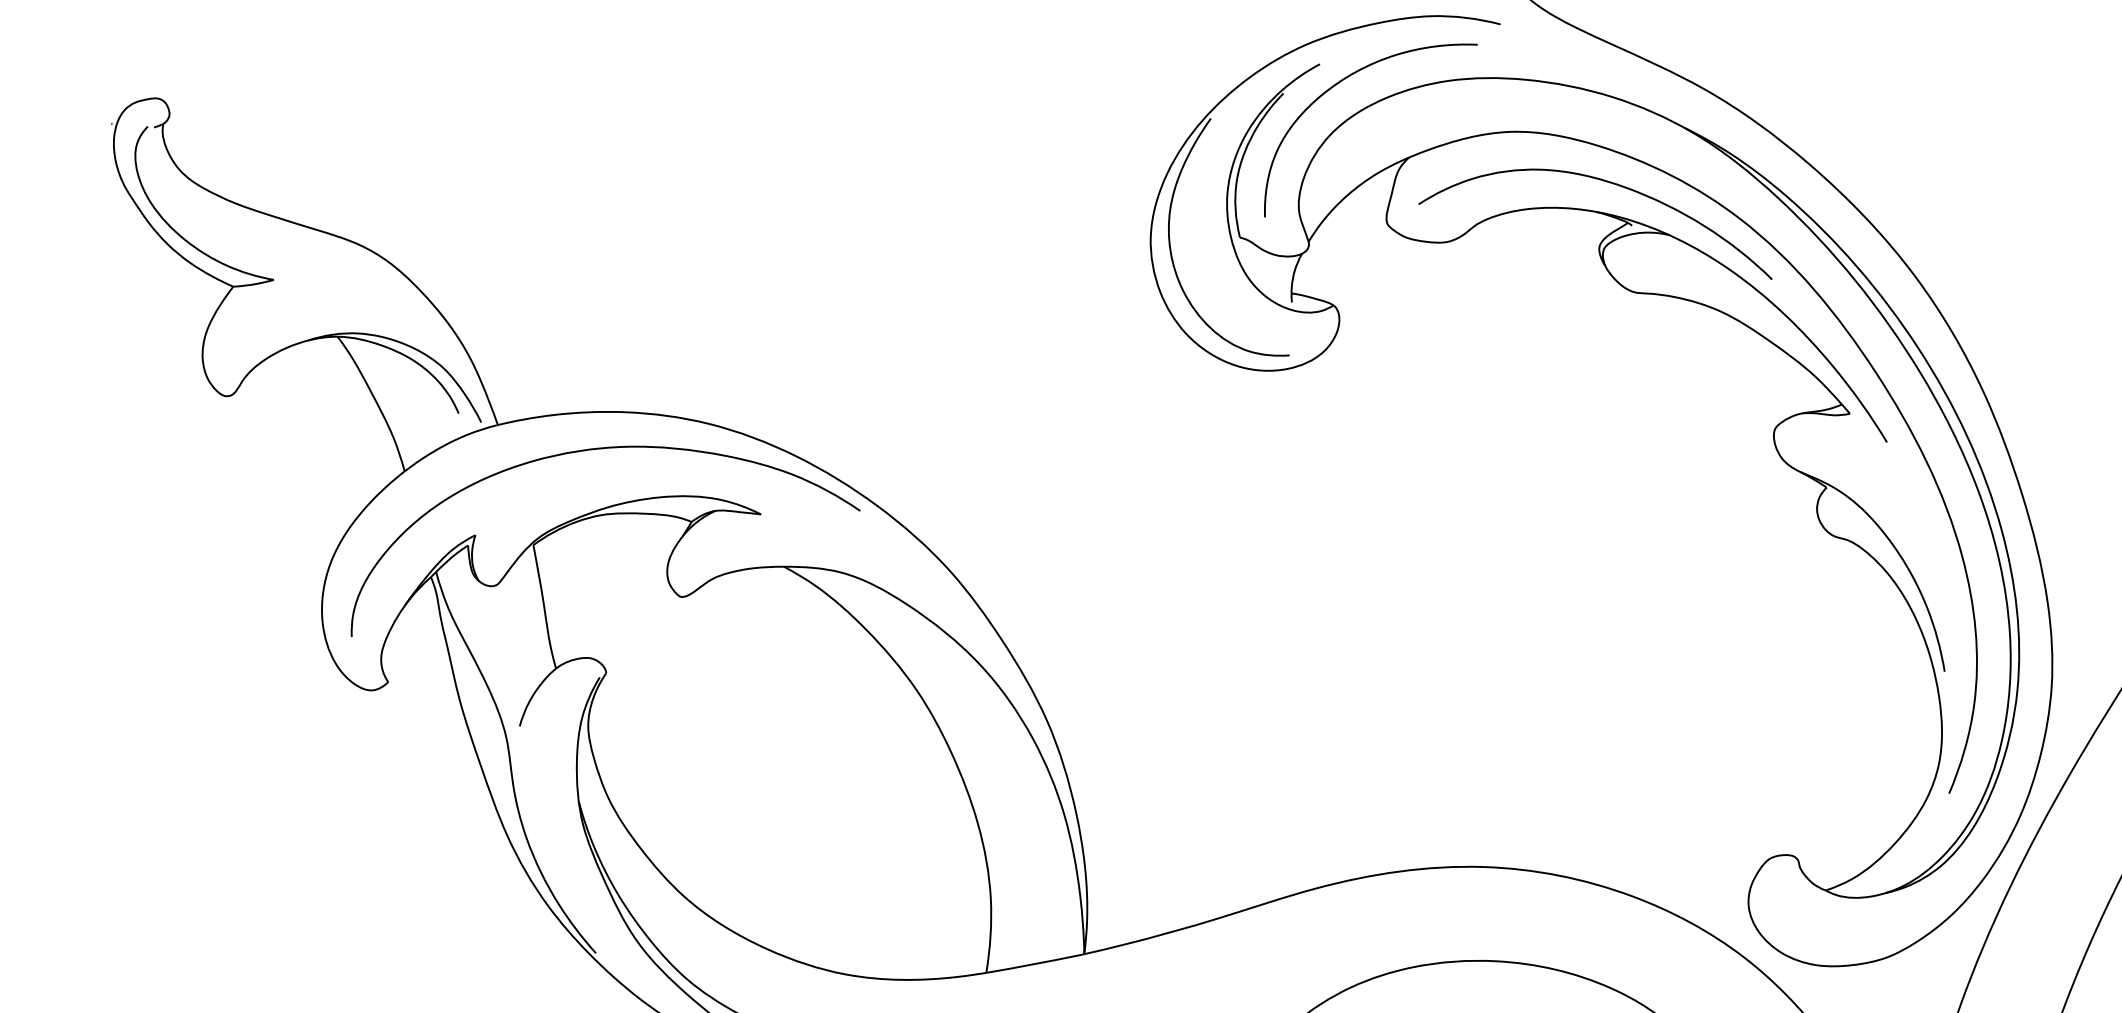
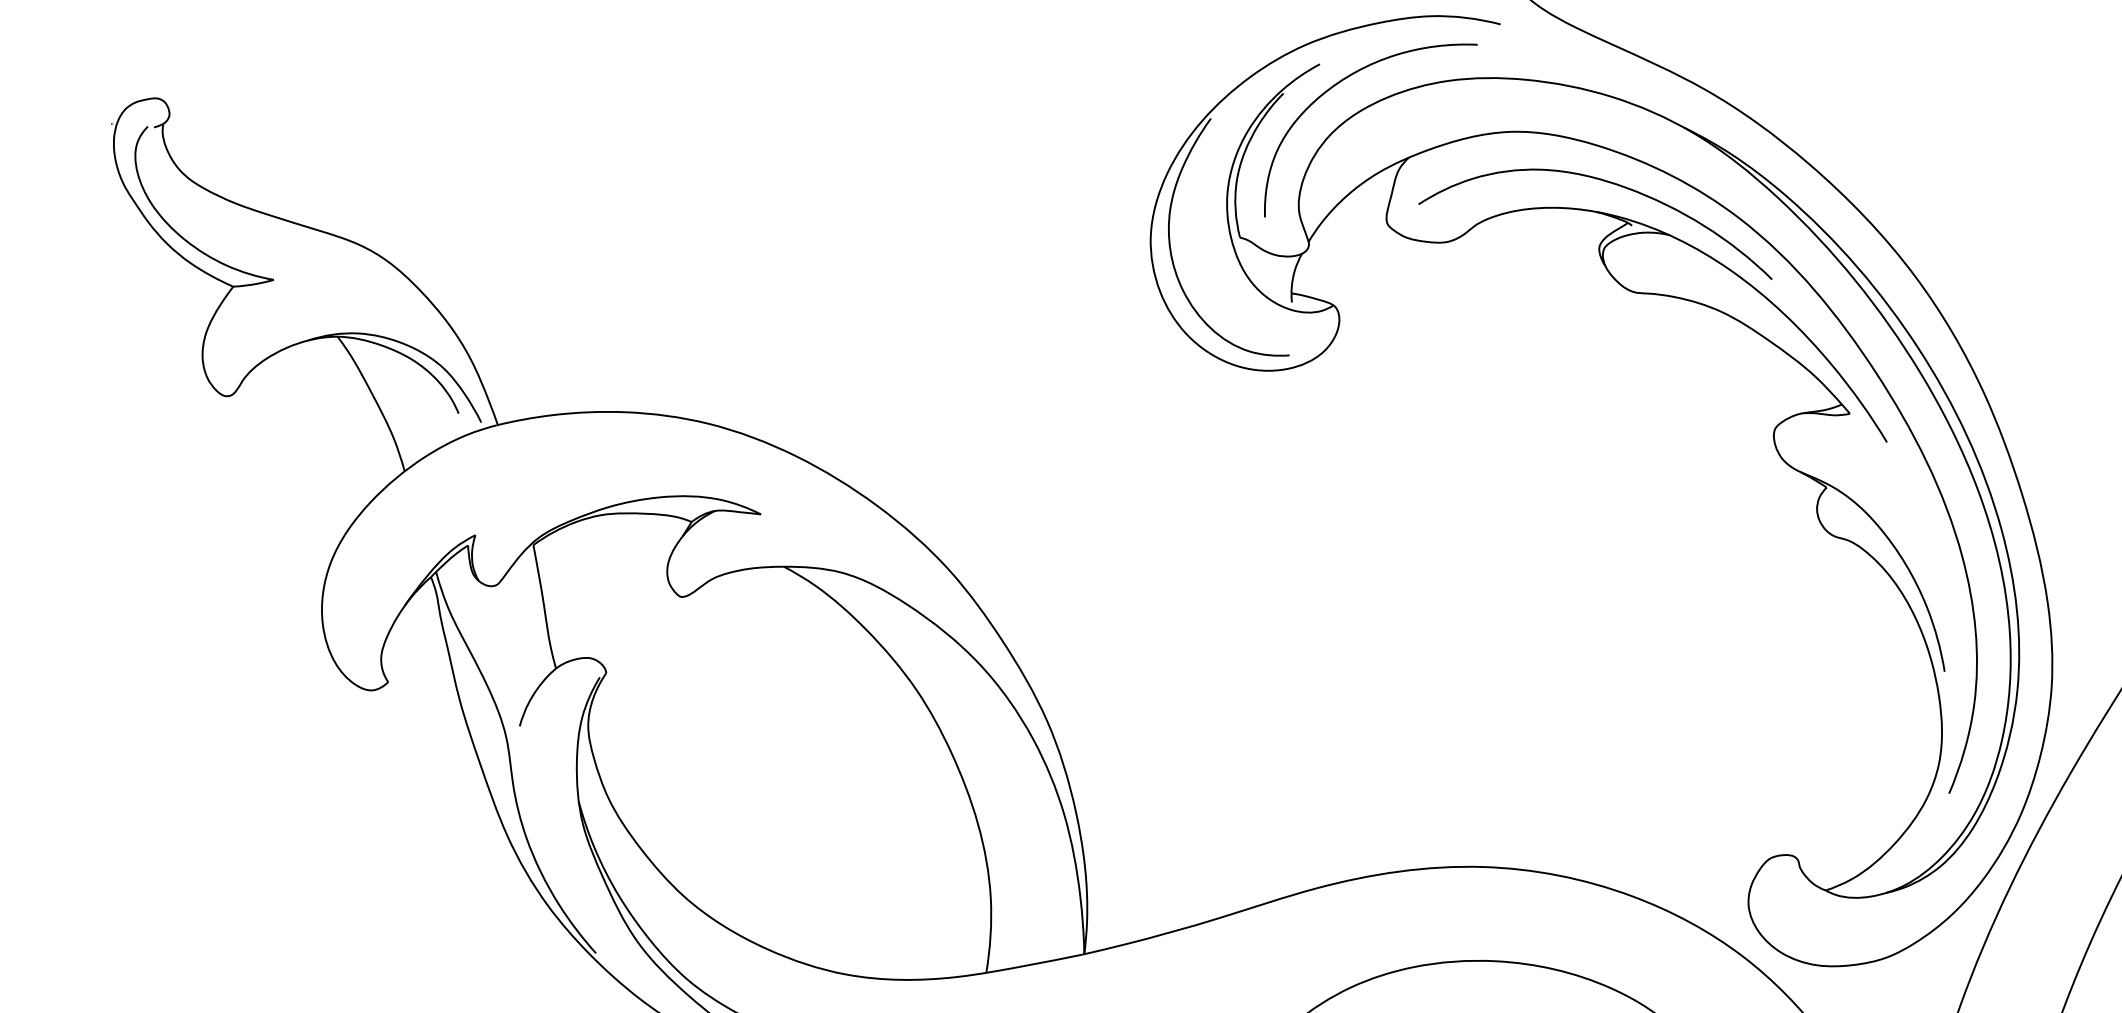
curve: present -> none (592, 450)
